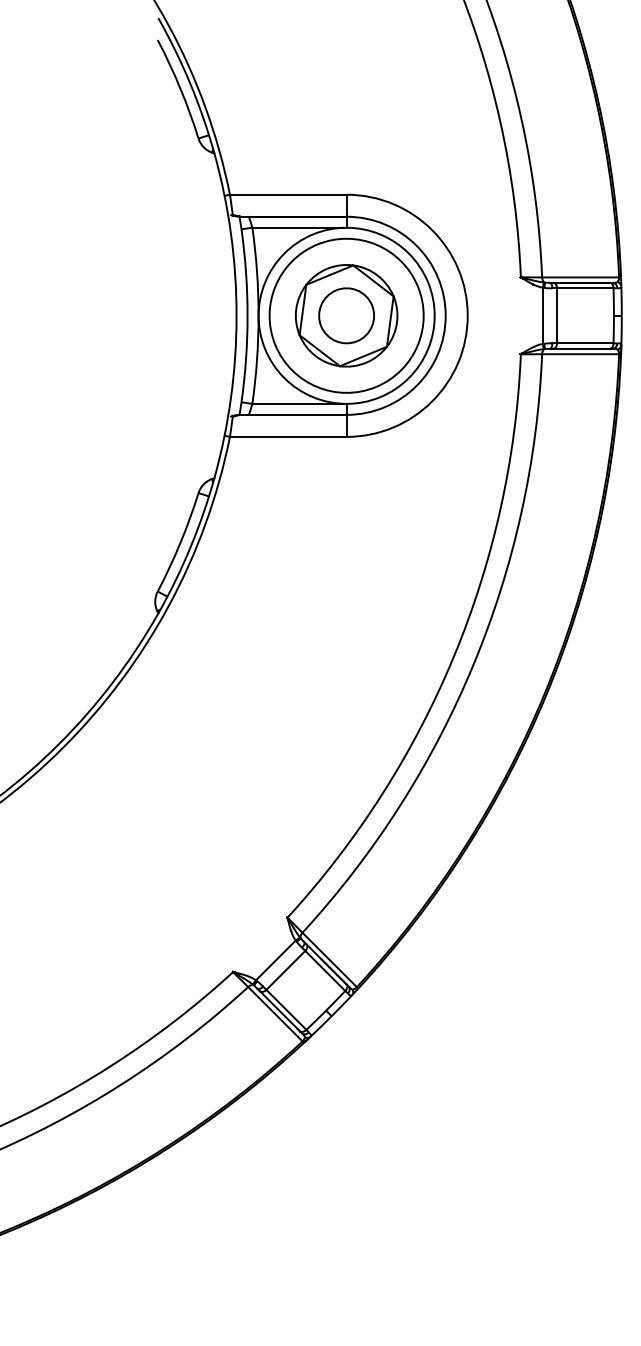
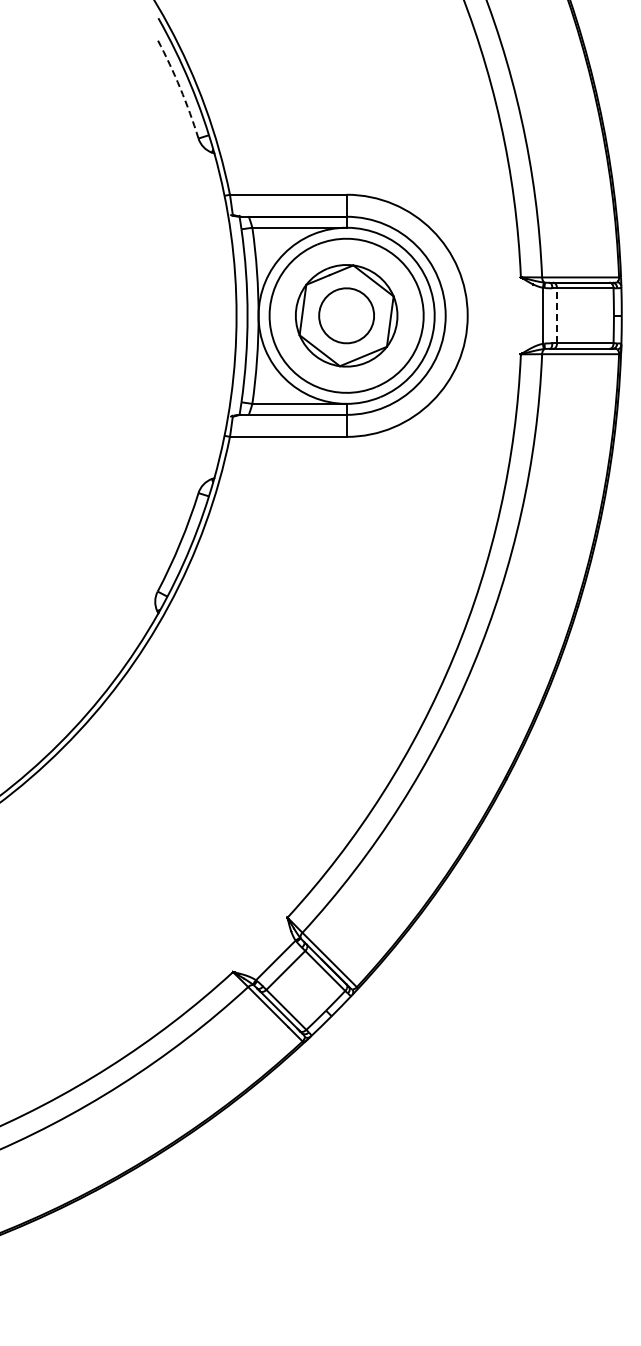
arc: solid -> dashed (180, 88)
line: solid -> dashed (557, 315)
